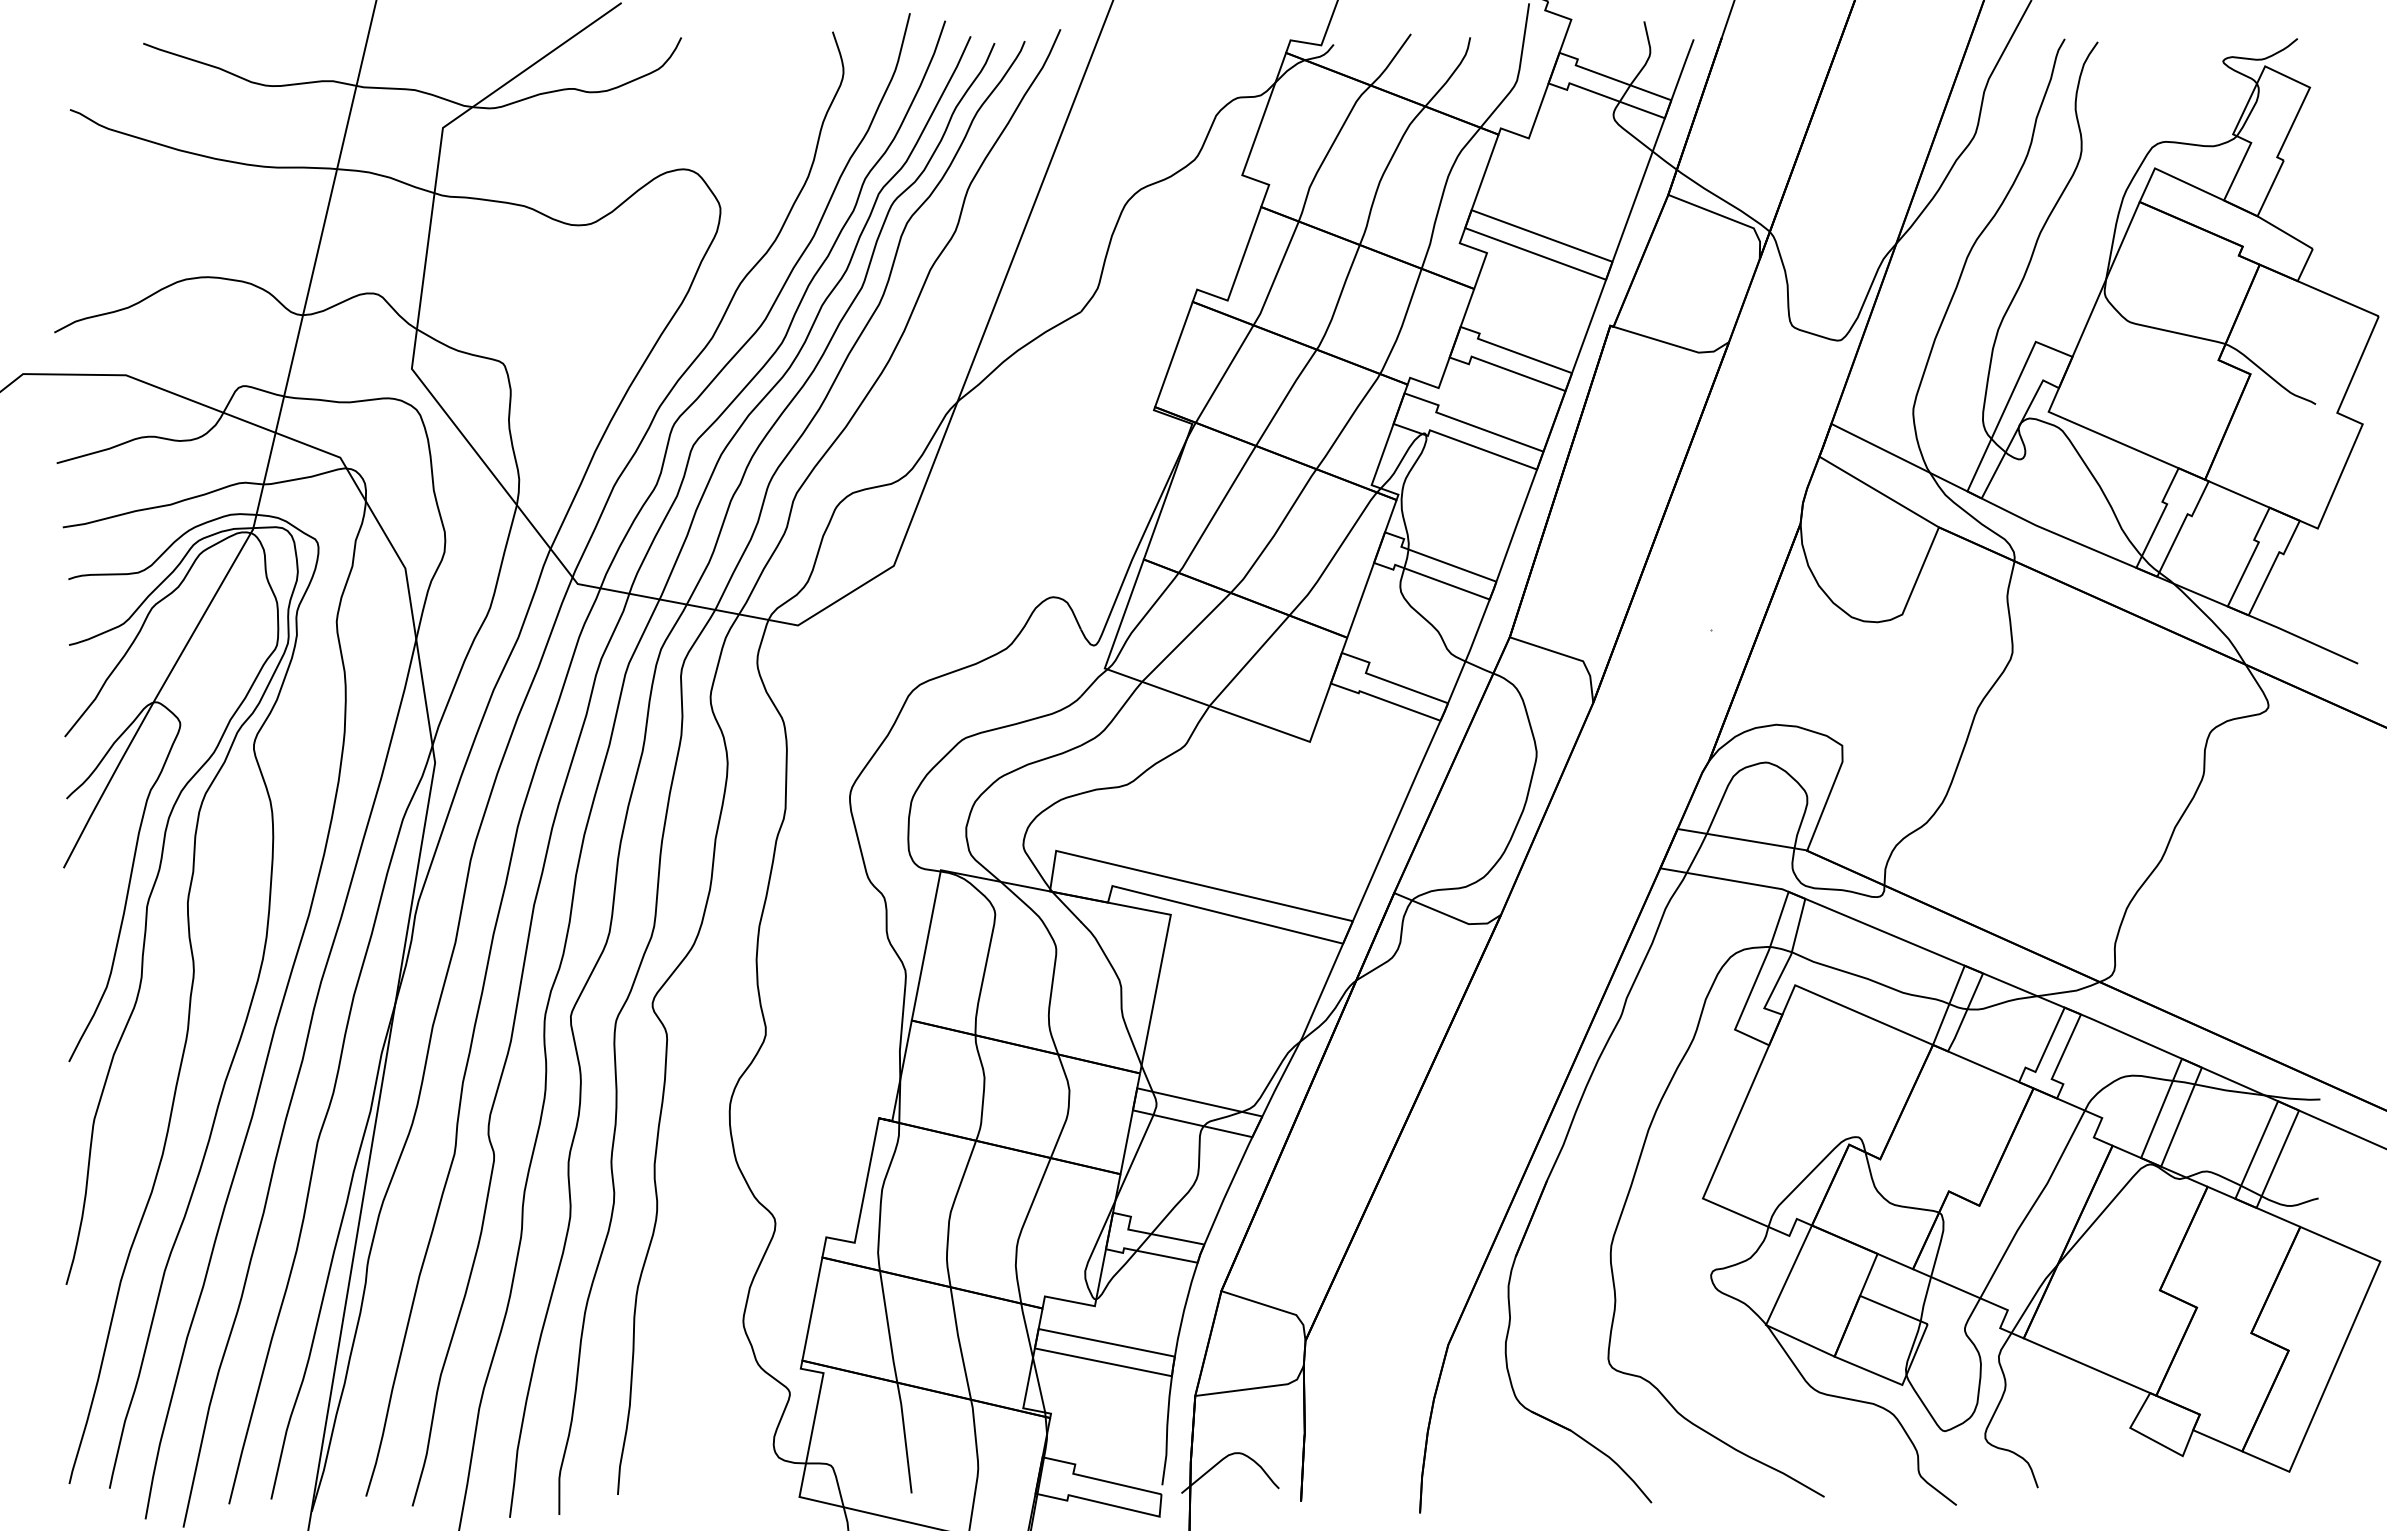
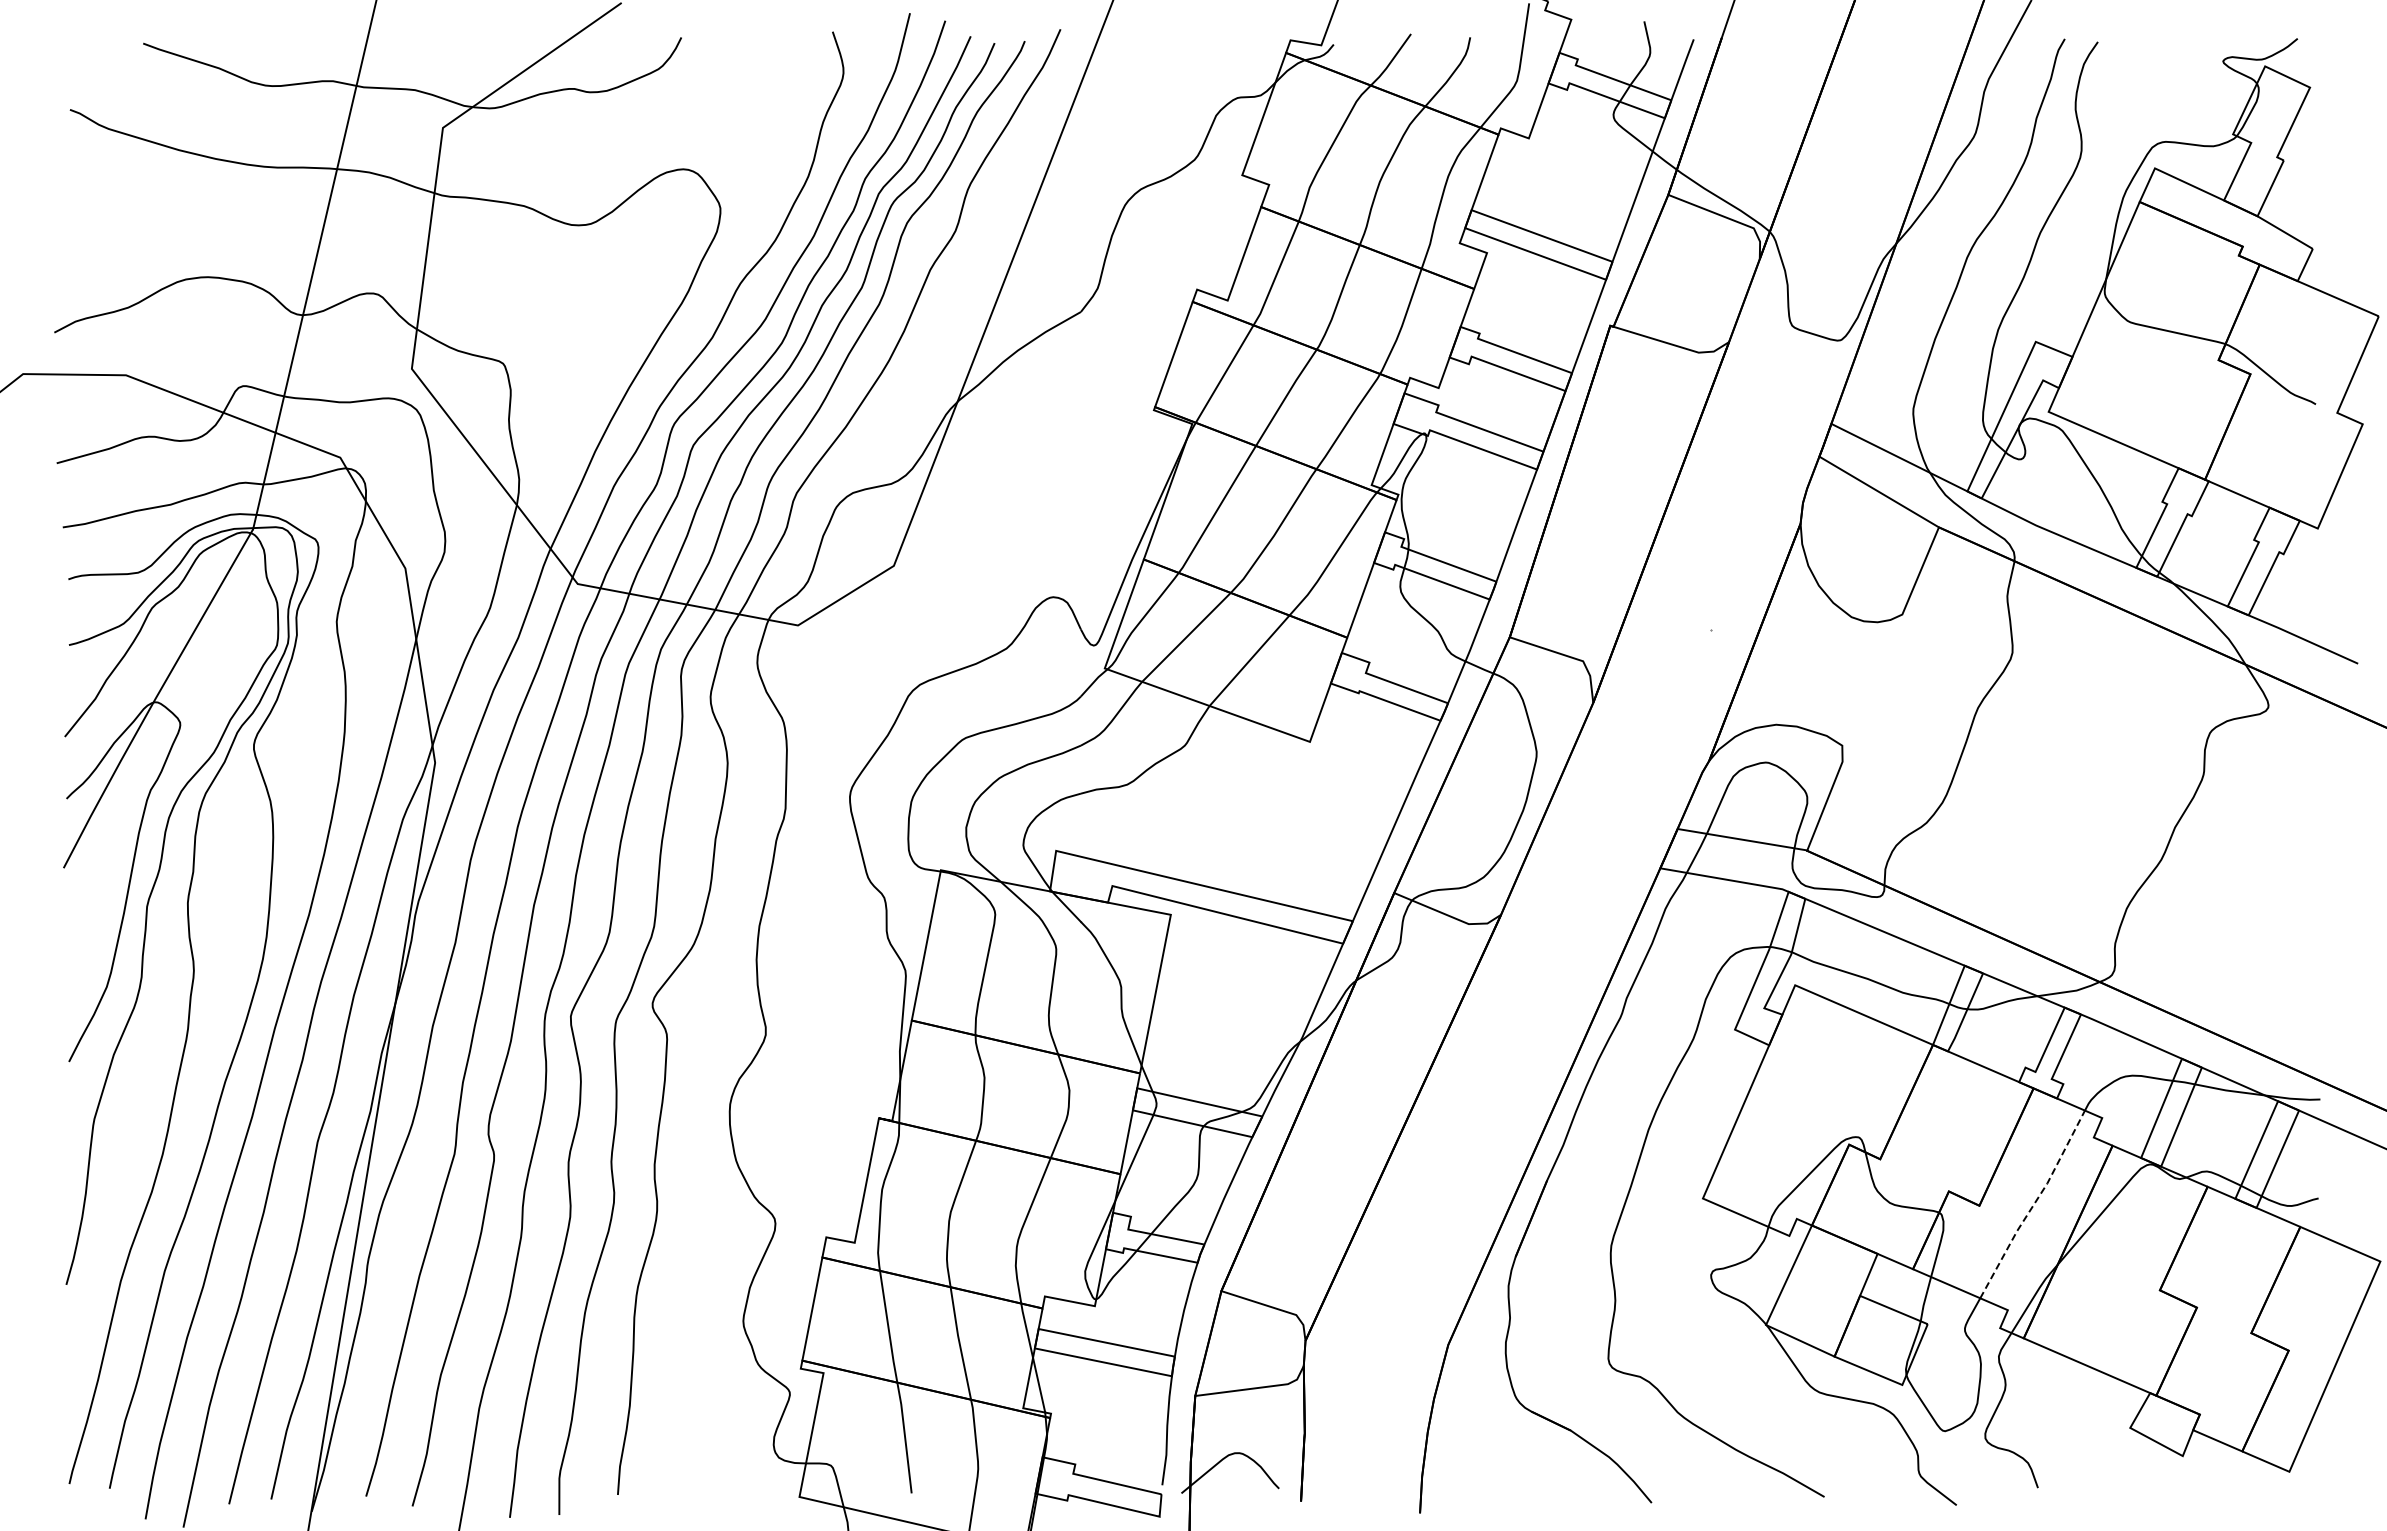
line: solid -> dashed (2033, 1204)
